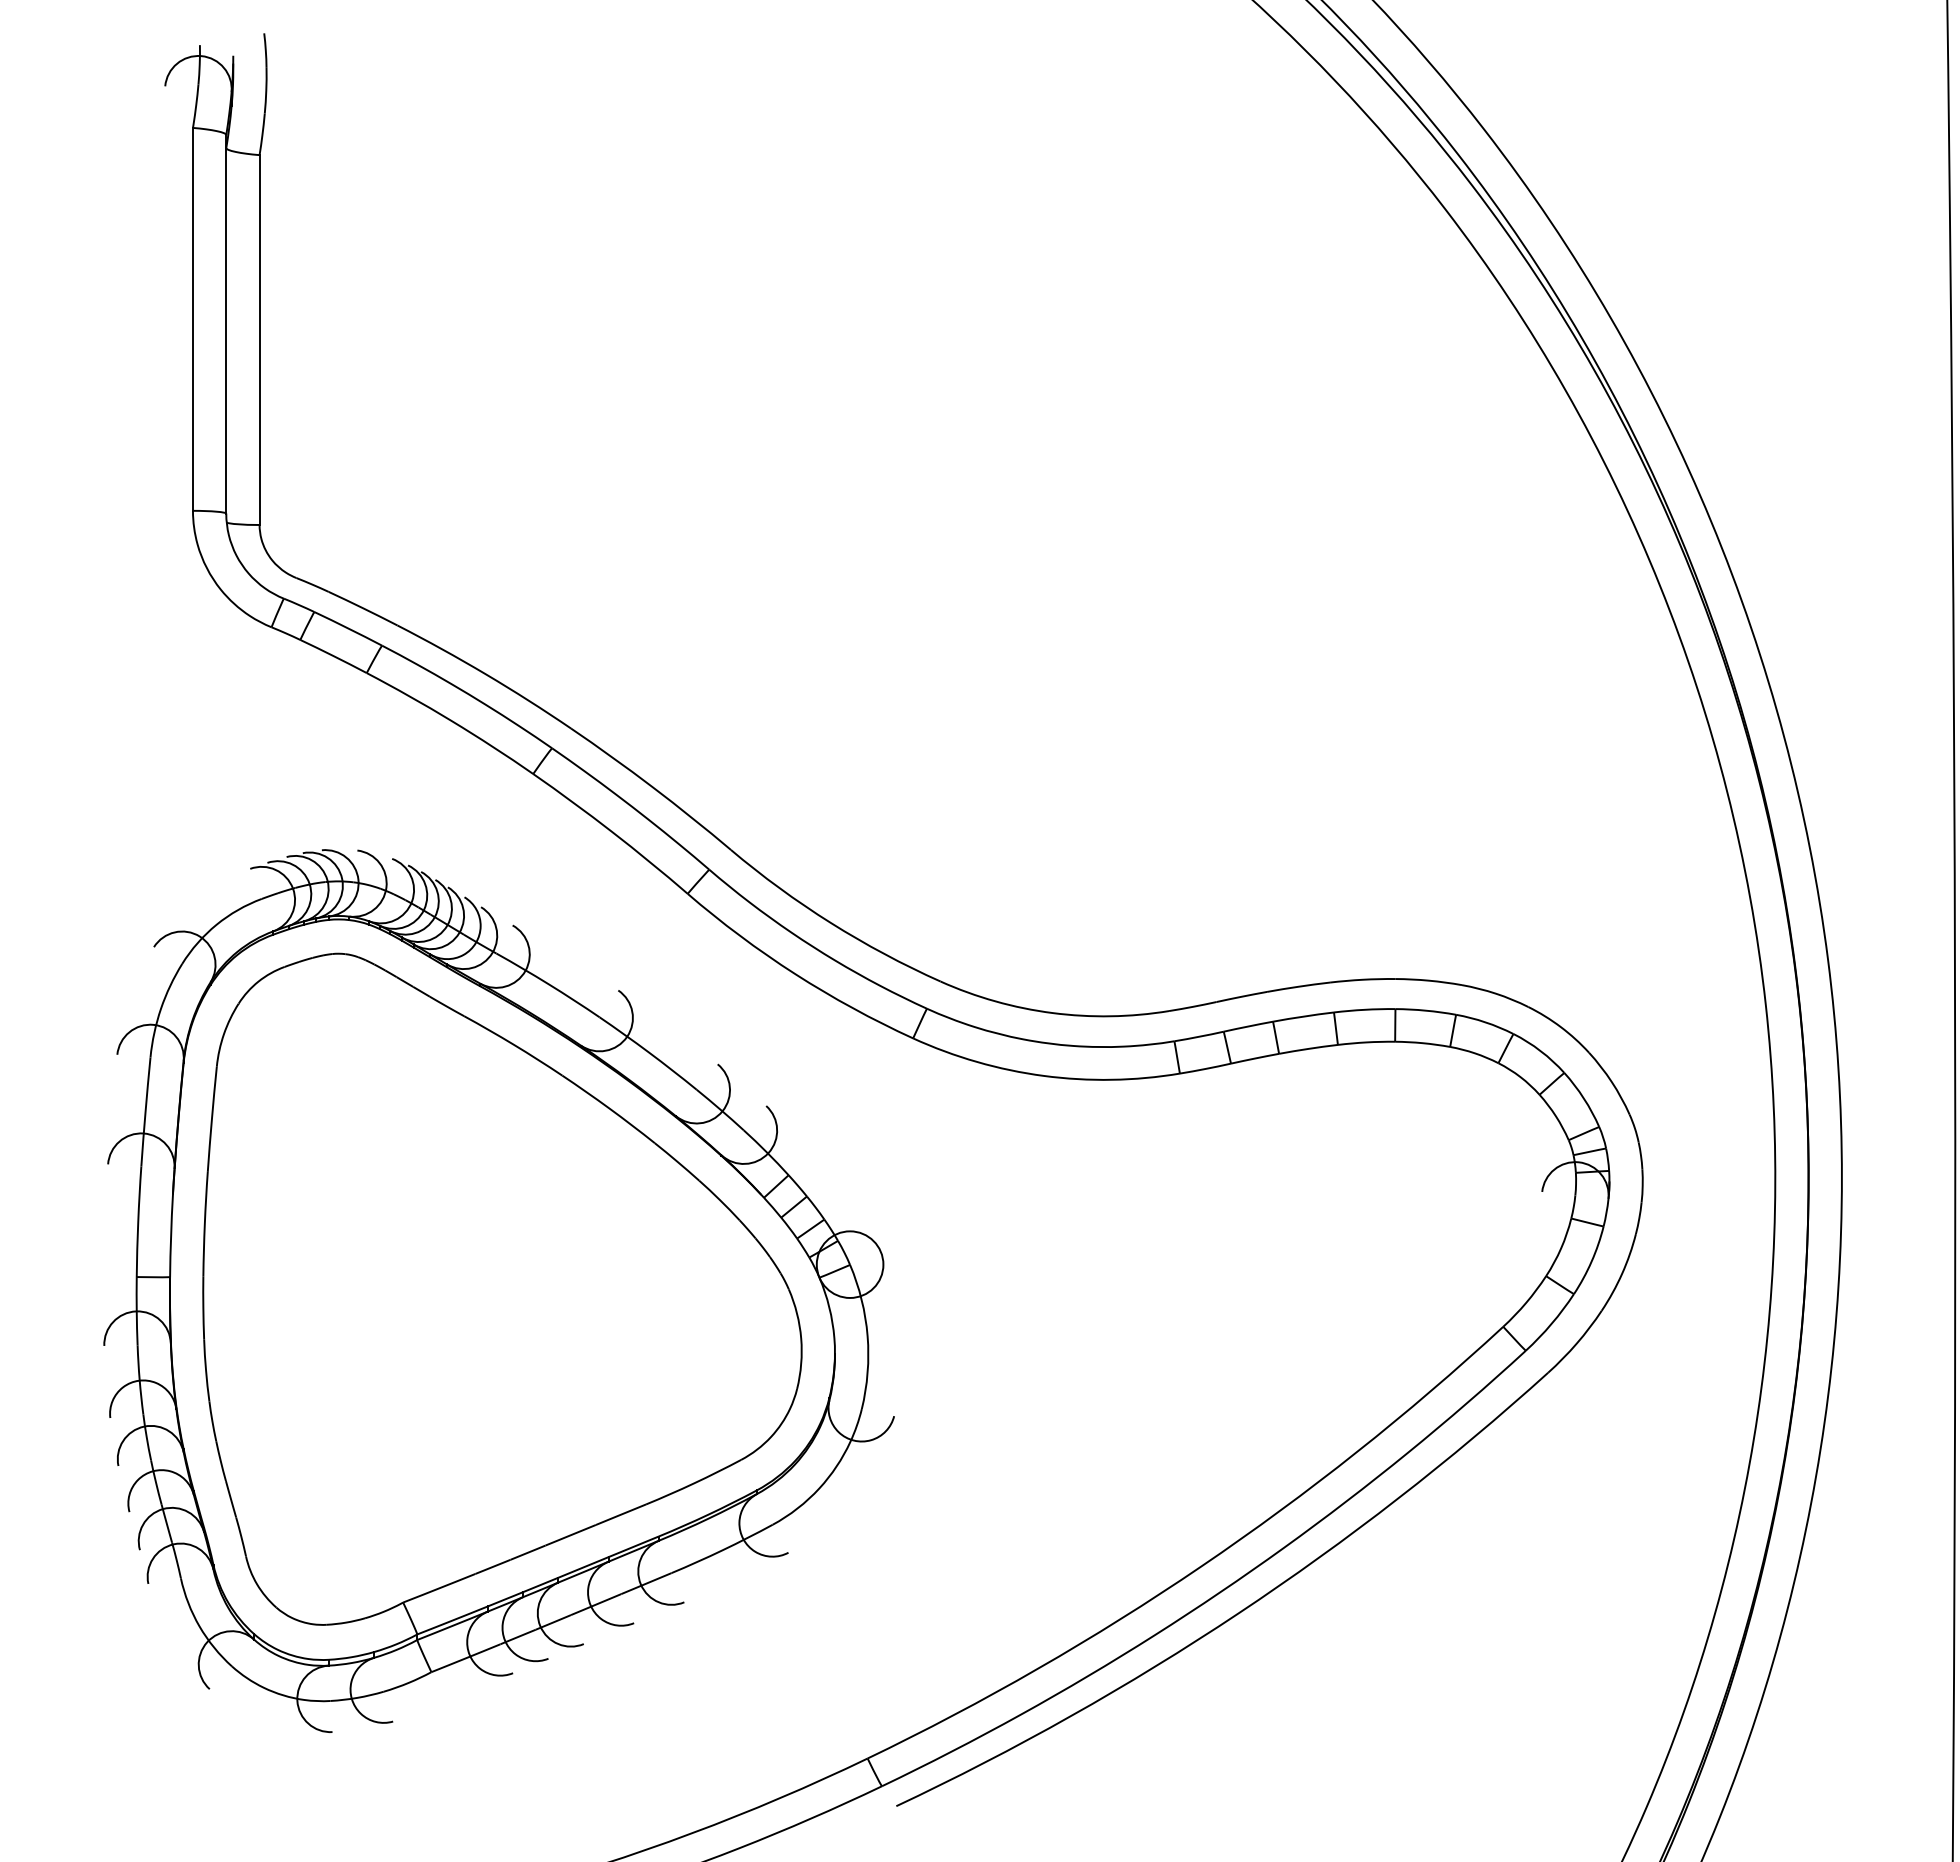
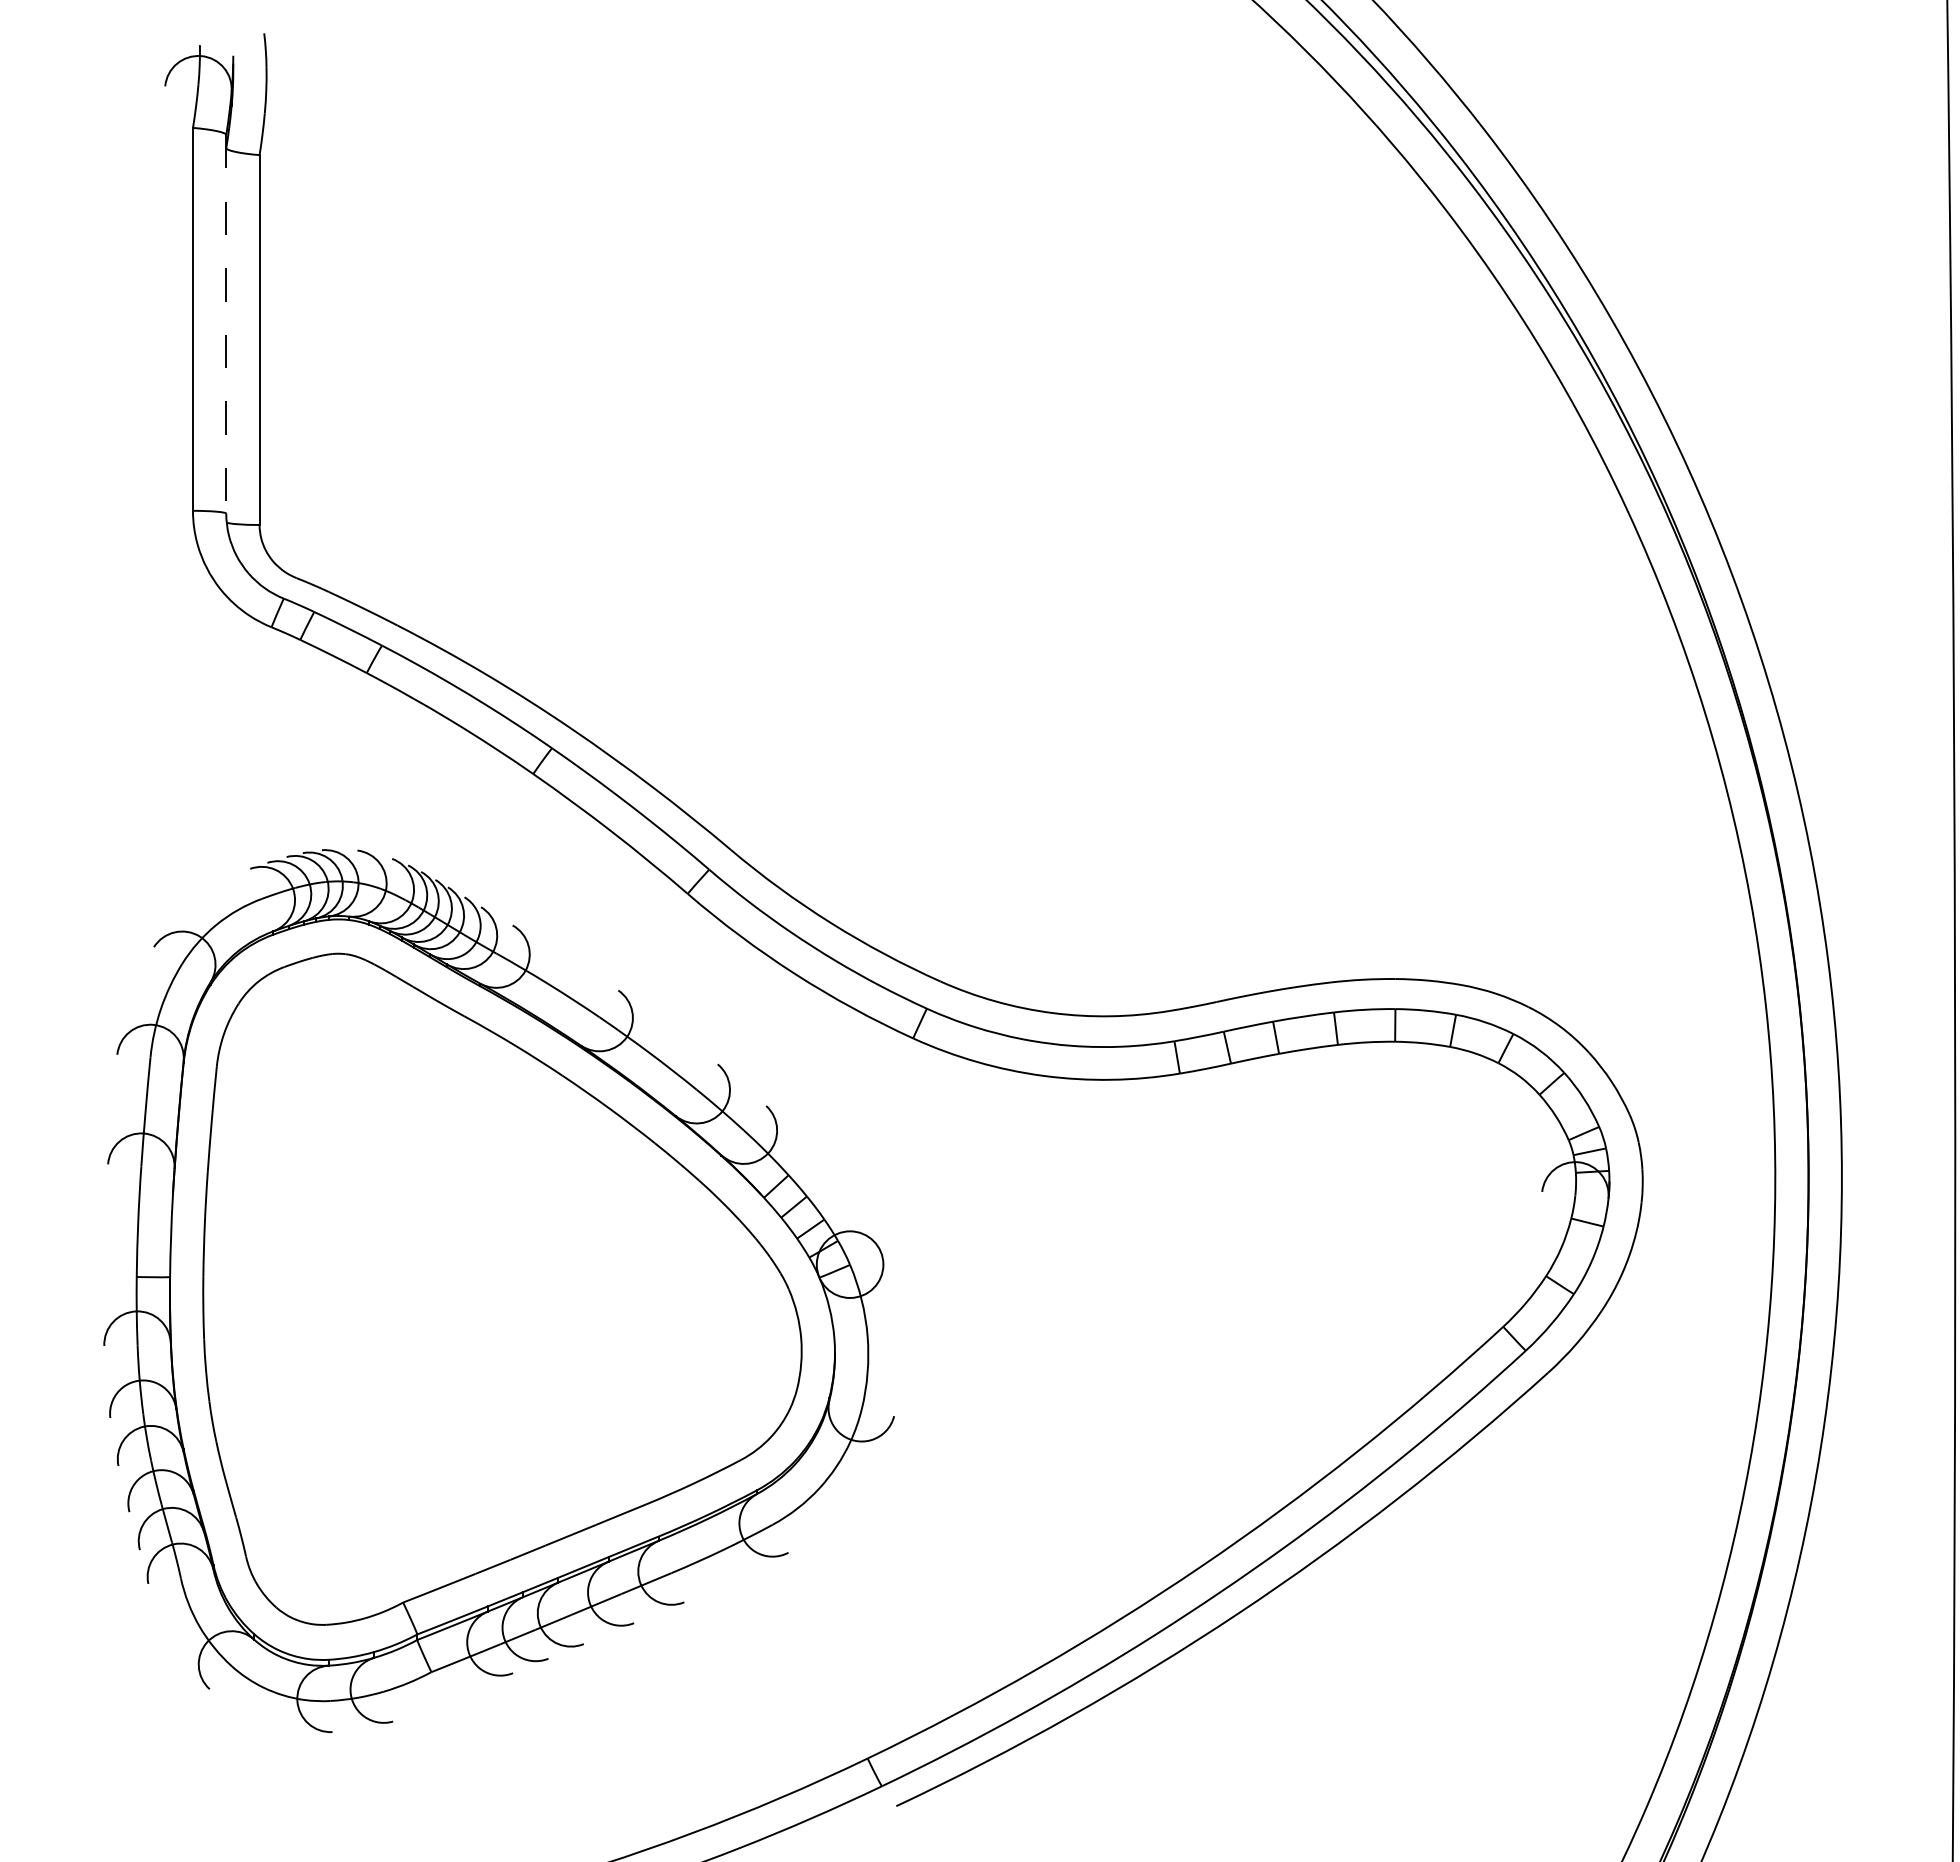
line: solid -> dashed (226, 324)
